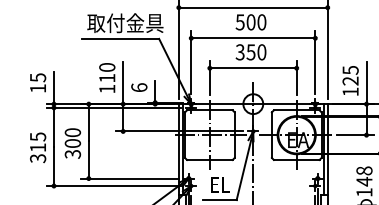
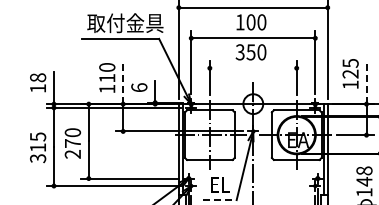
text: 500 -> 100 (239, 22)
line: present -> none (253, 68)
text: 15 -> 18 (38, 77)
text position: (350, 80) -> (350, 73) (350, 73)
line: solid -> dashed (123, 82)
line: solid -> dashed (366, 82)
text: 300 -> 270 (72, 148)
line: solid -> dashed (219, 200)
